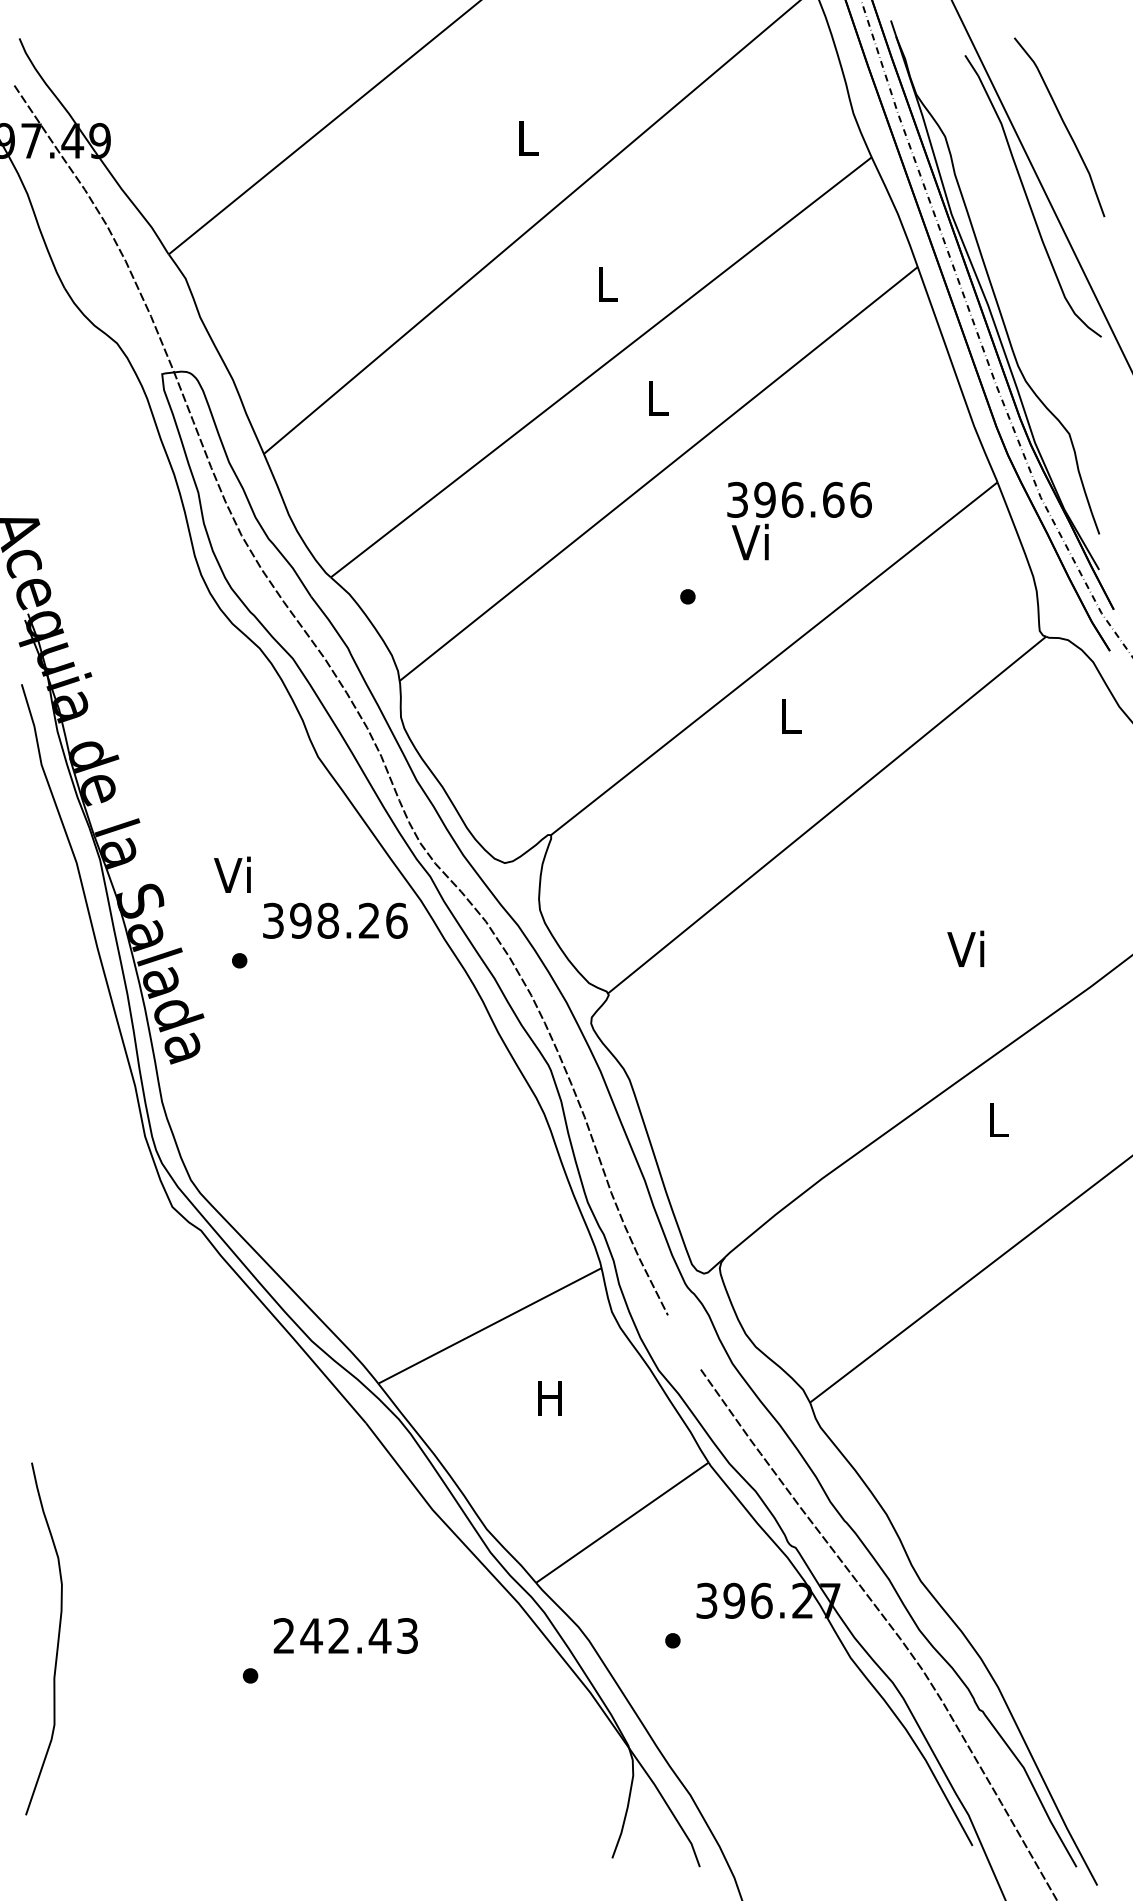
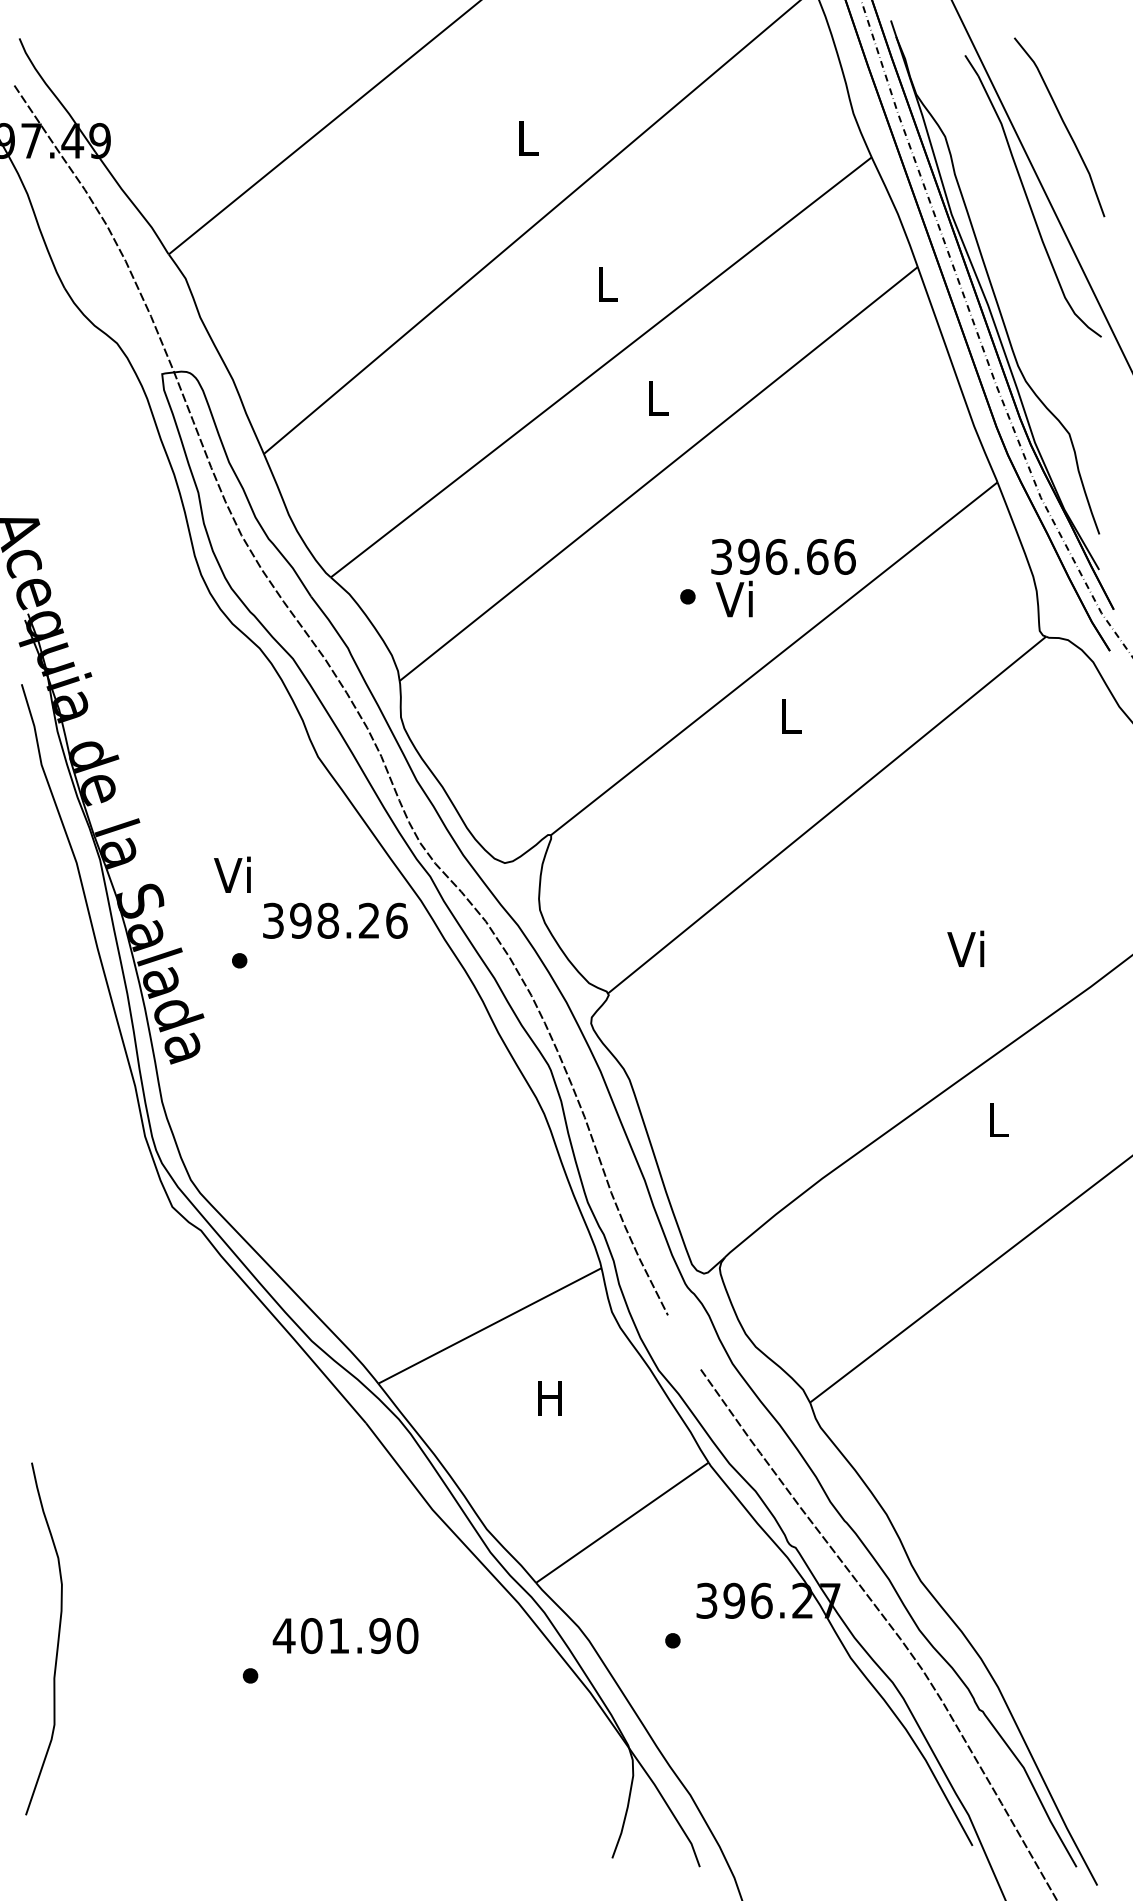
text position: (799, 520) -> (783, 577) (783, 577)
text: 242.43 -> 401.90 (345, 1636)
